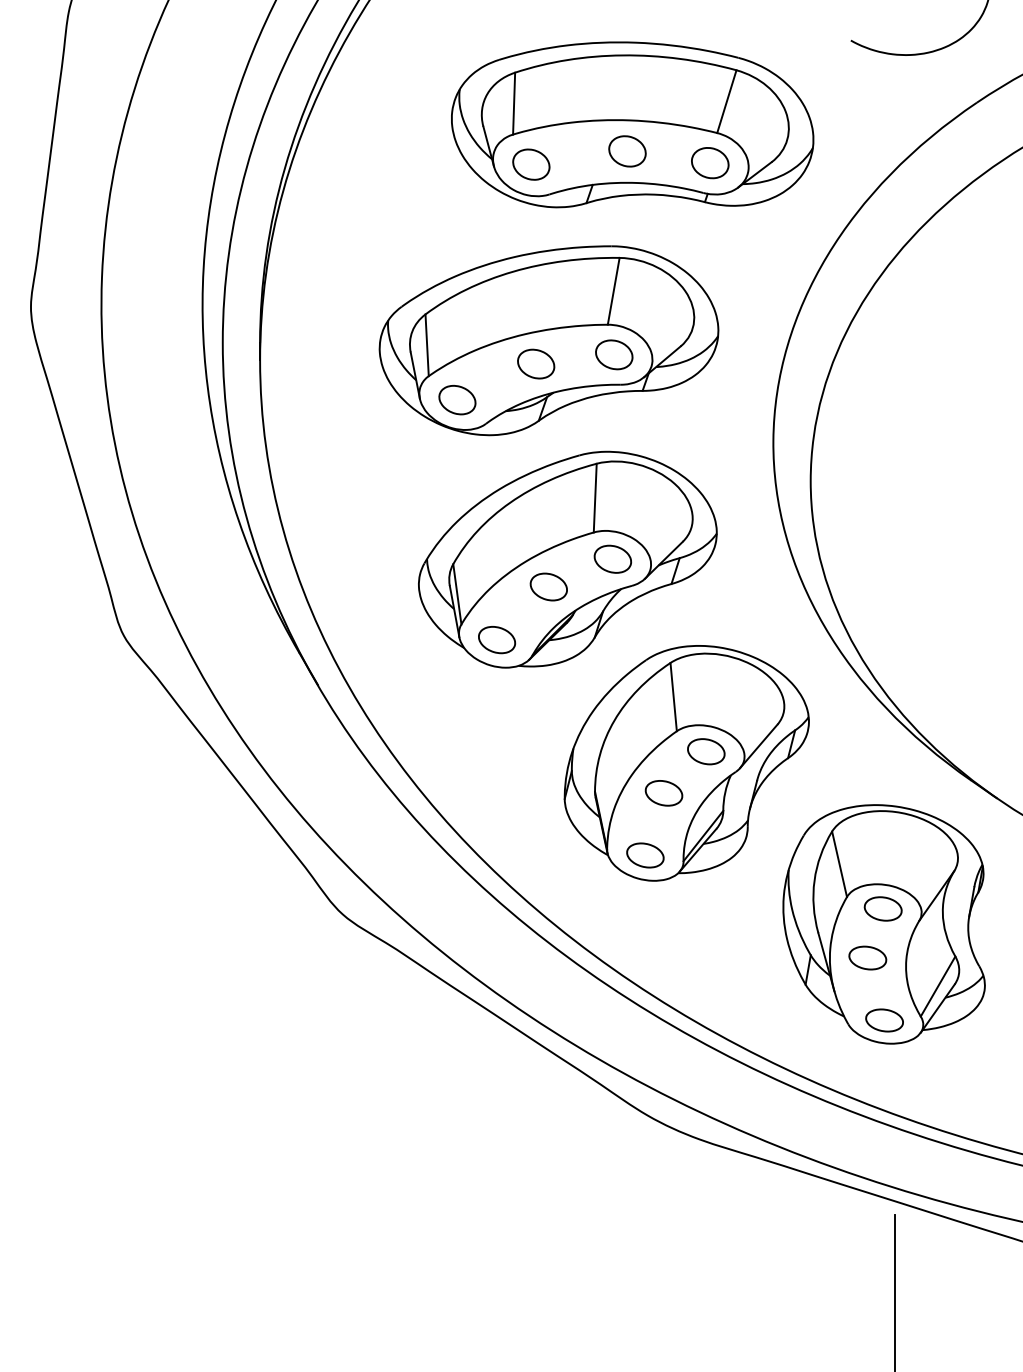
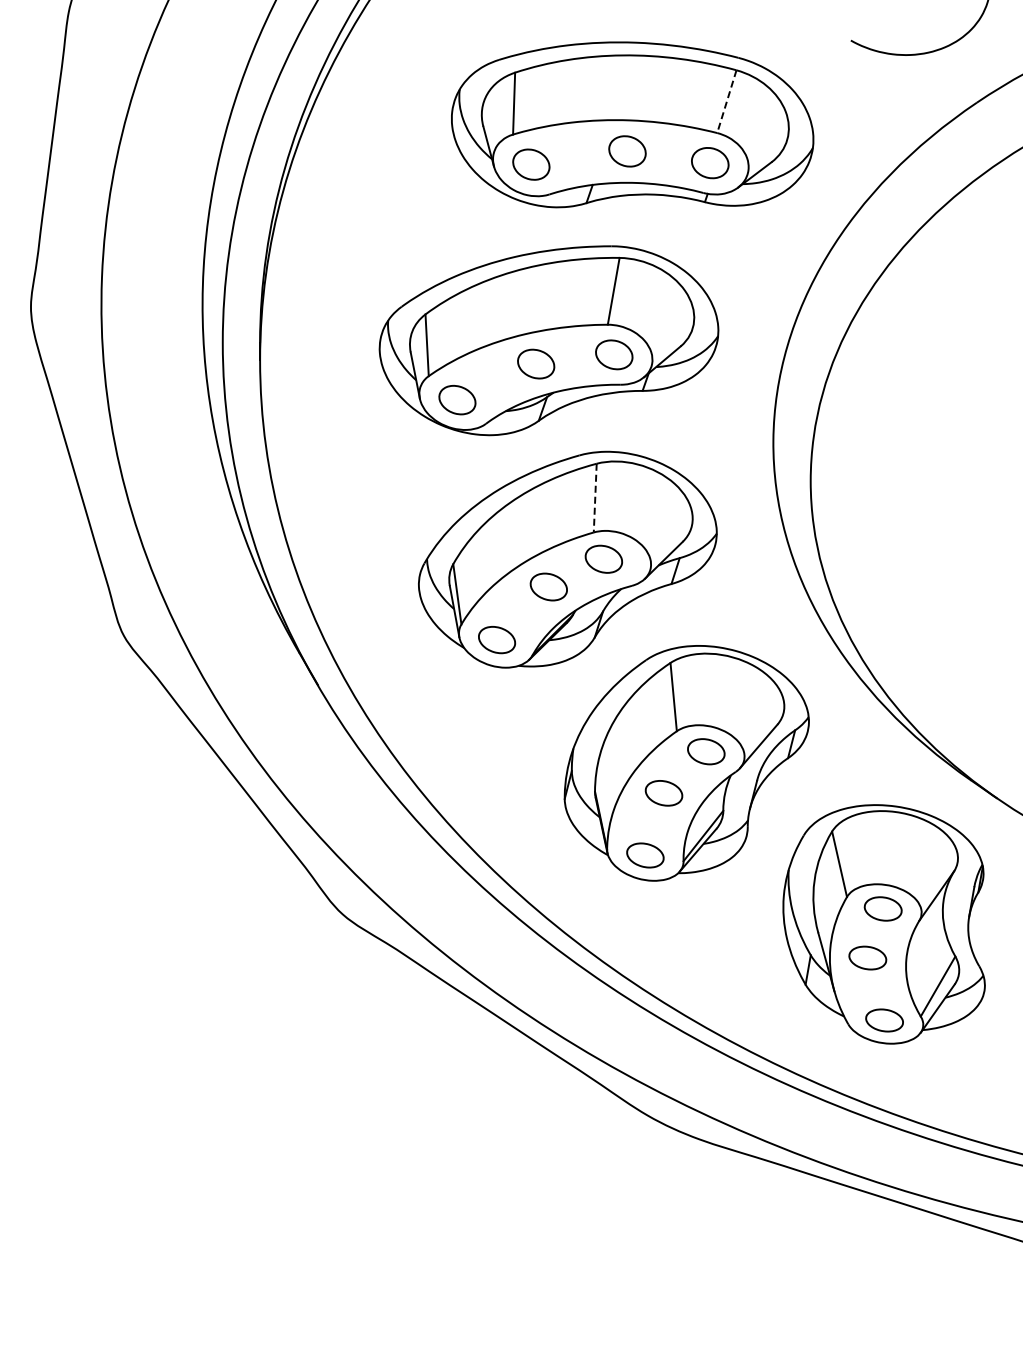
line: solid -> dashed (726, 101)
line: solid -> dashed (595, 498)
part position: (612, 558) -> (603, 558) (603, 558)
line: present -> none (894, 1291)
